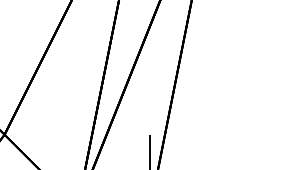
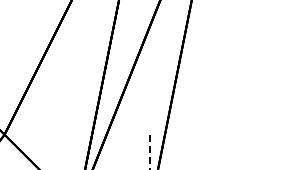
line: solid -> dashed (150, 151)
